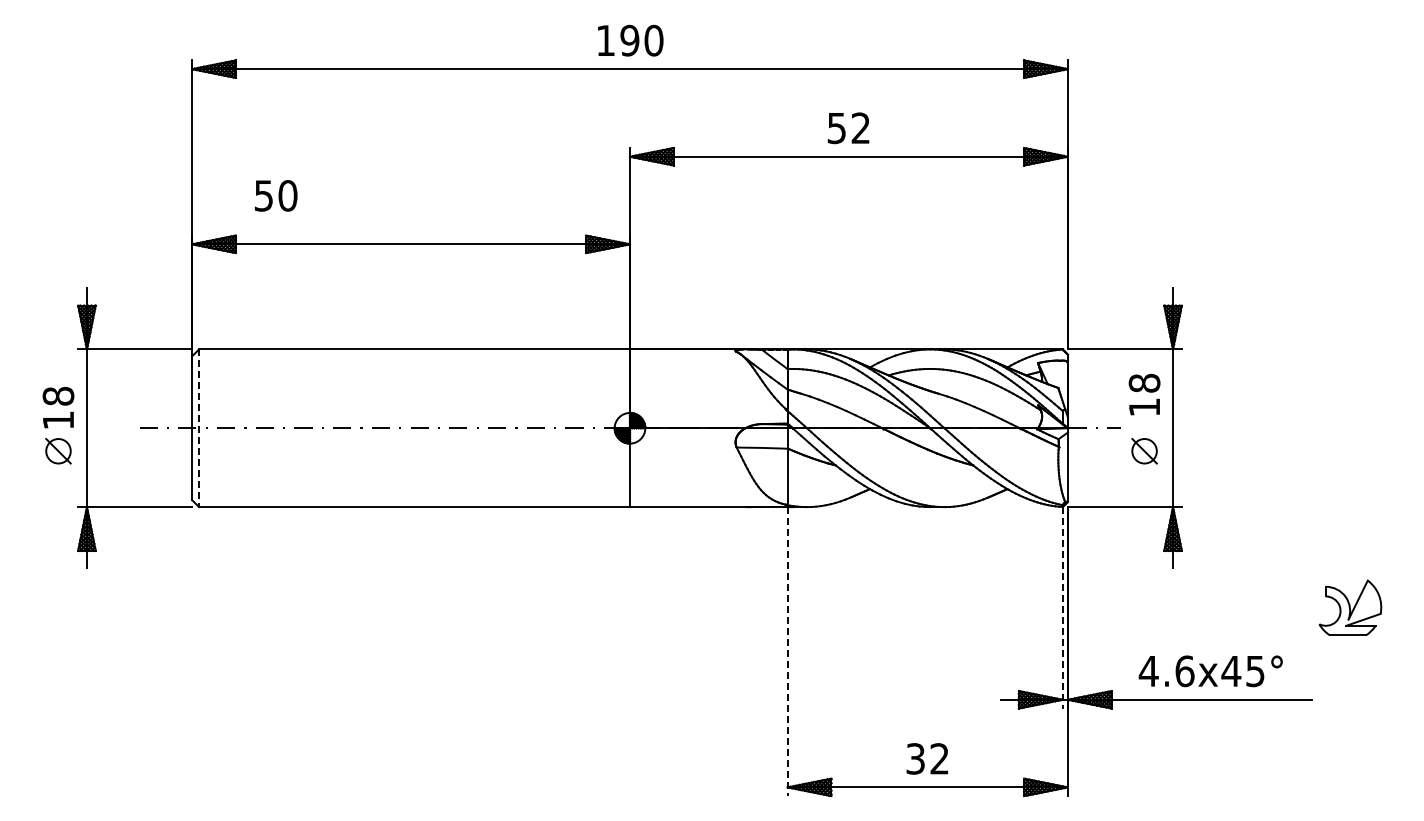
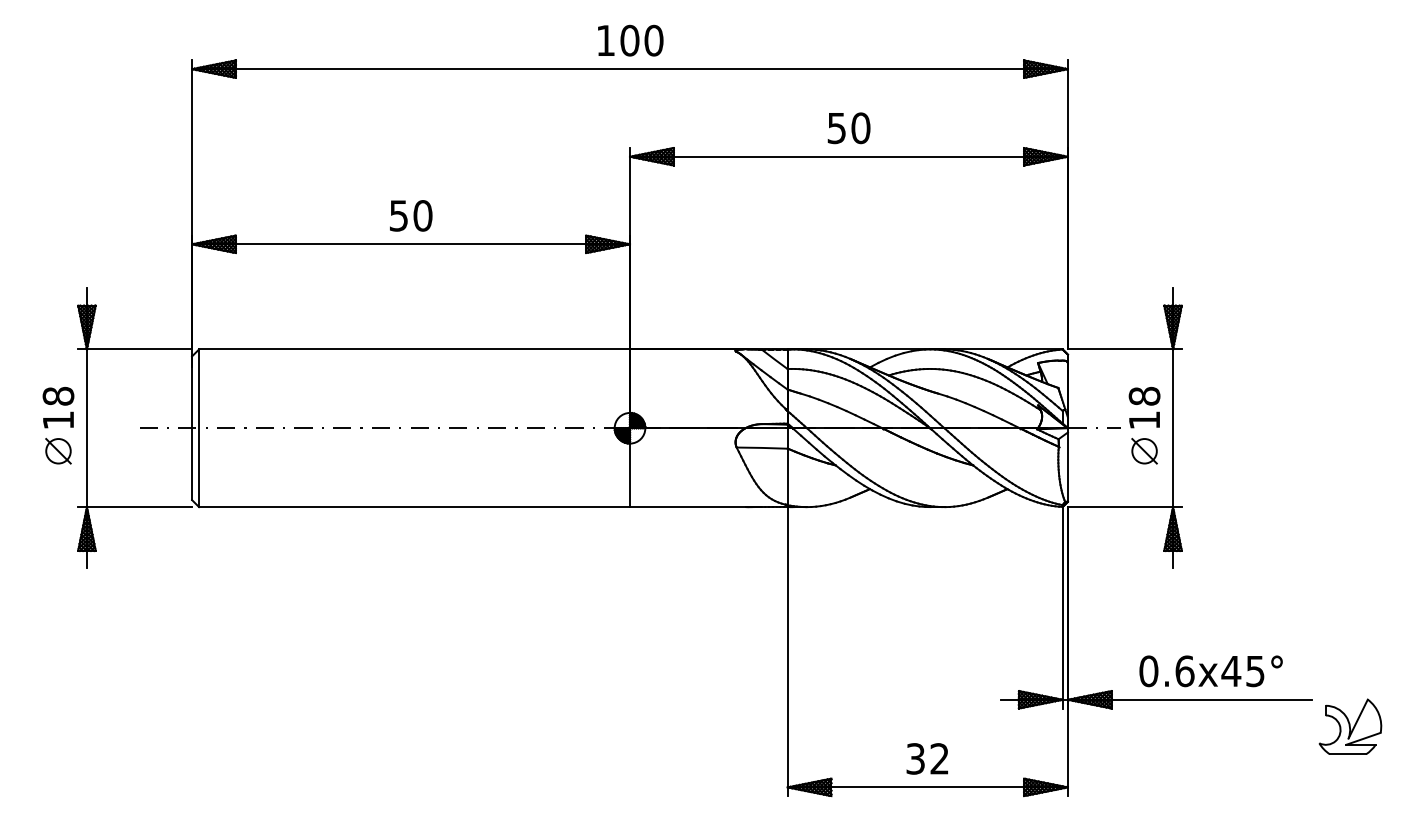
text: 190 -> 100 (629, 40)
text: 52 -> 50 (860, 128)
text position: (276, 195) -> (411, 215) (411, 215)
text position: (1144, 394) -> (1144, 407) (1144, 407)
line: dashed -> solid (199, 428)
line: dashed -> solid (1062, 607)
part position: (1350, 607) -> (1350, 726) (1350, 726)
line: dashed -> solid (787, 651)
text: 4.6x45° -> 0.6x45° (1148, 671)
